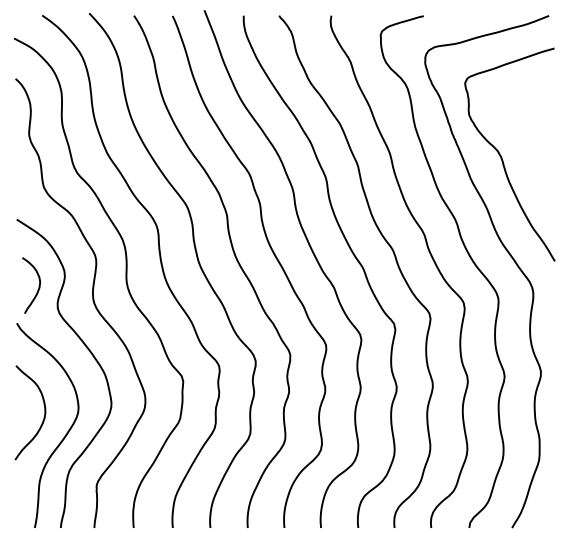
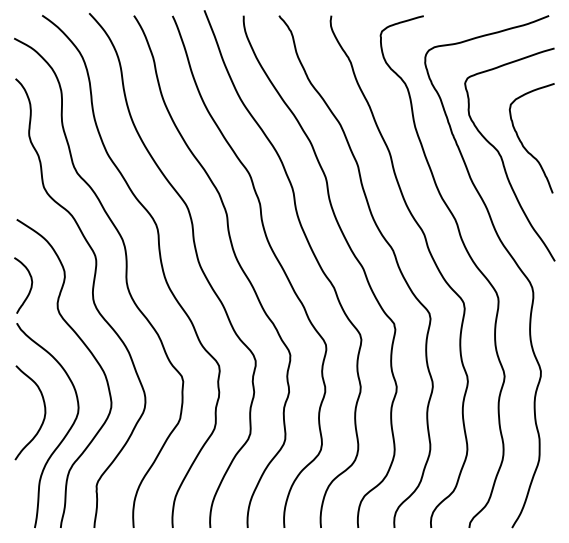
curve: none -> present (522, 142)
curve position: (38, 285) -> (30, 285) (30, 285)
